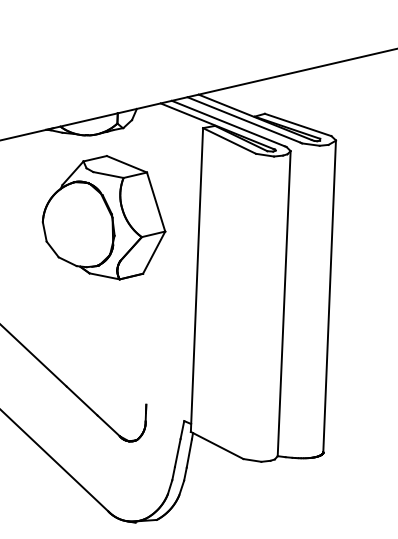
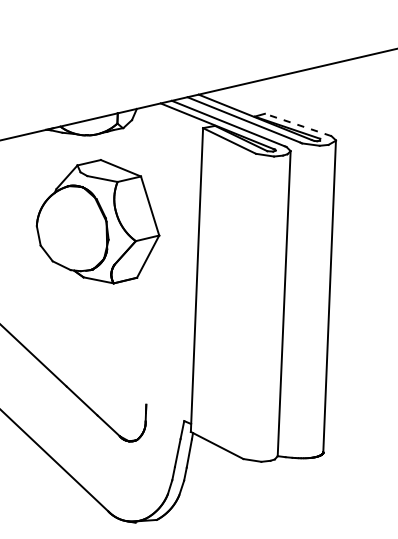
line: solid -> dashed (297, 124)
part position: (103, 217) -> (97, 221) (97, 221)
